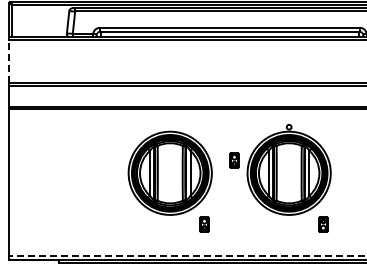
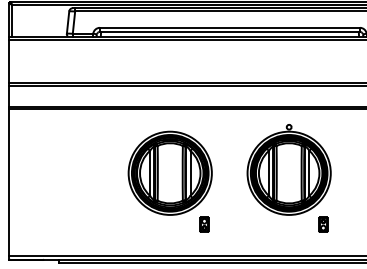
line: dashed -> solid (8, 61)
part: present -> none (234, 160)
line: dashed -> solid (187, 255)
